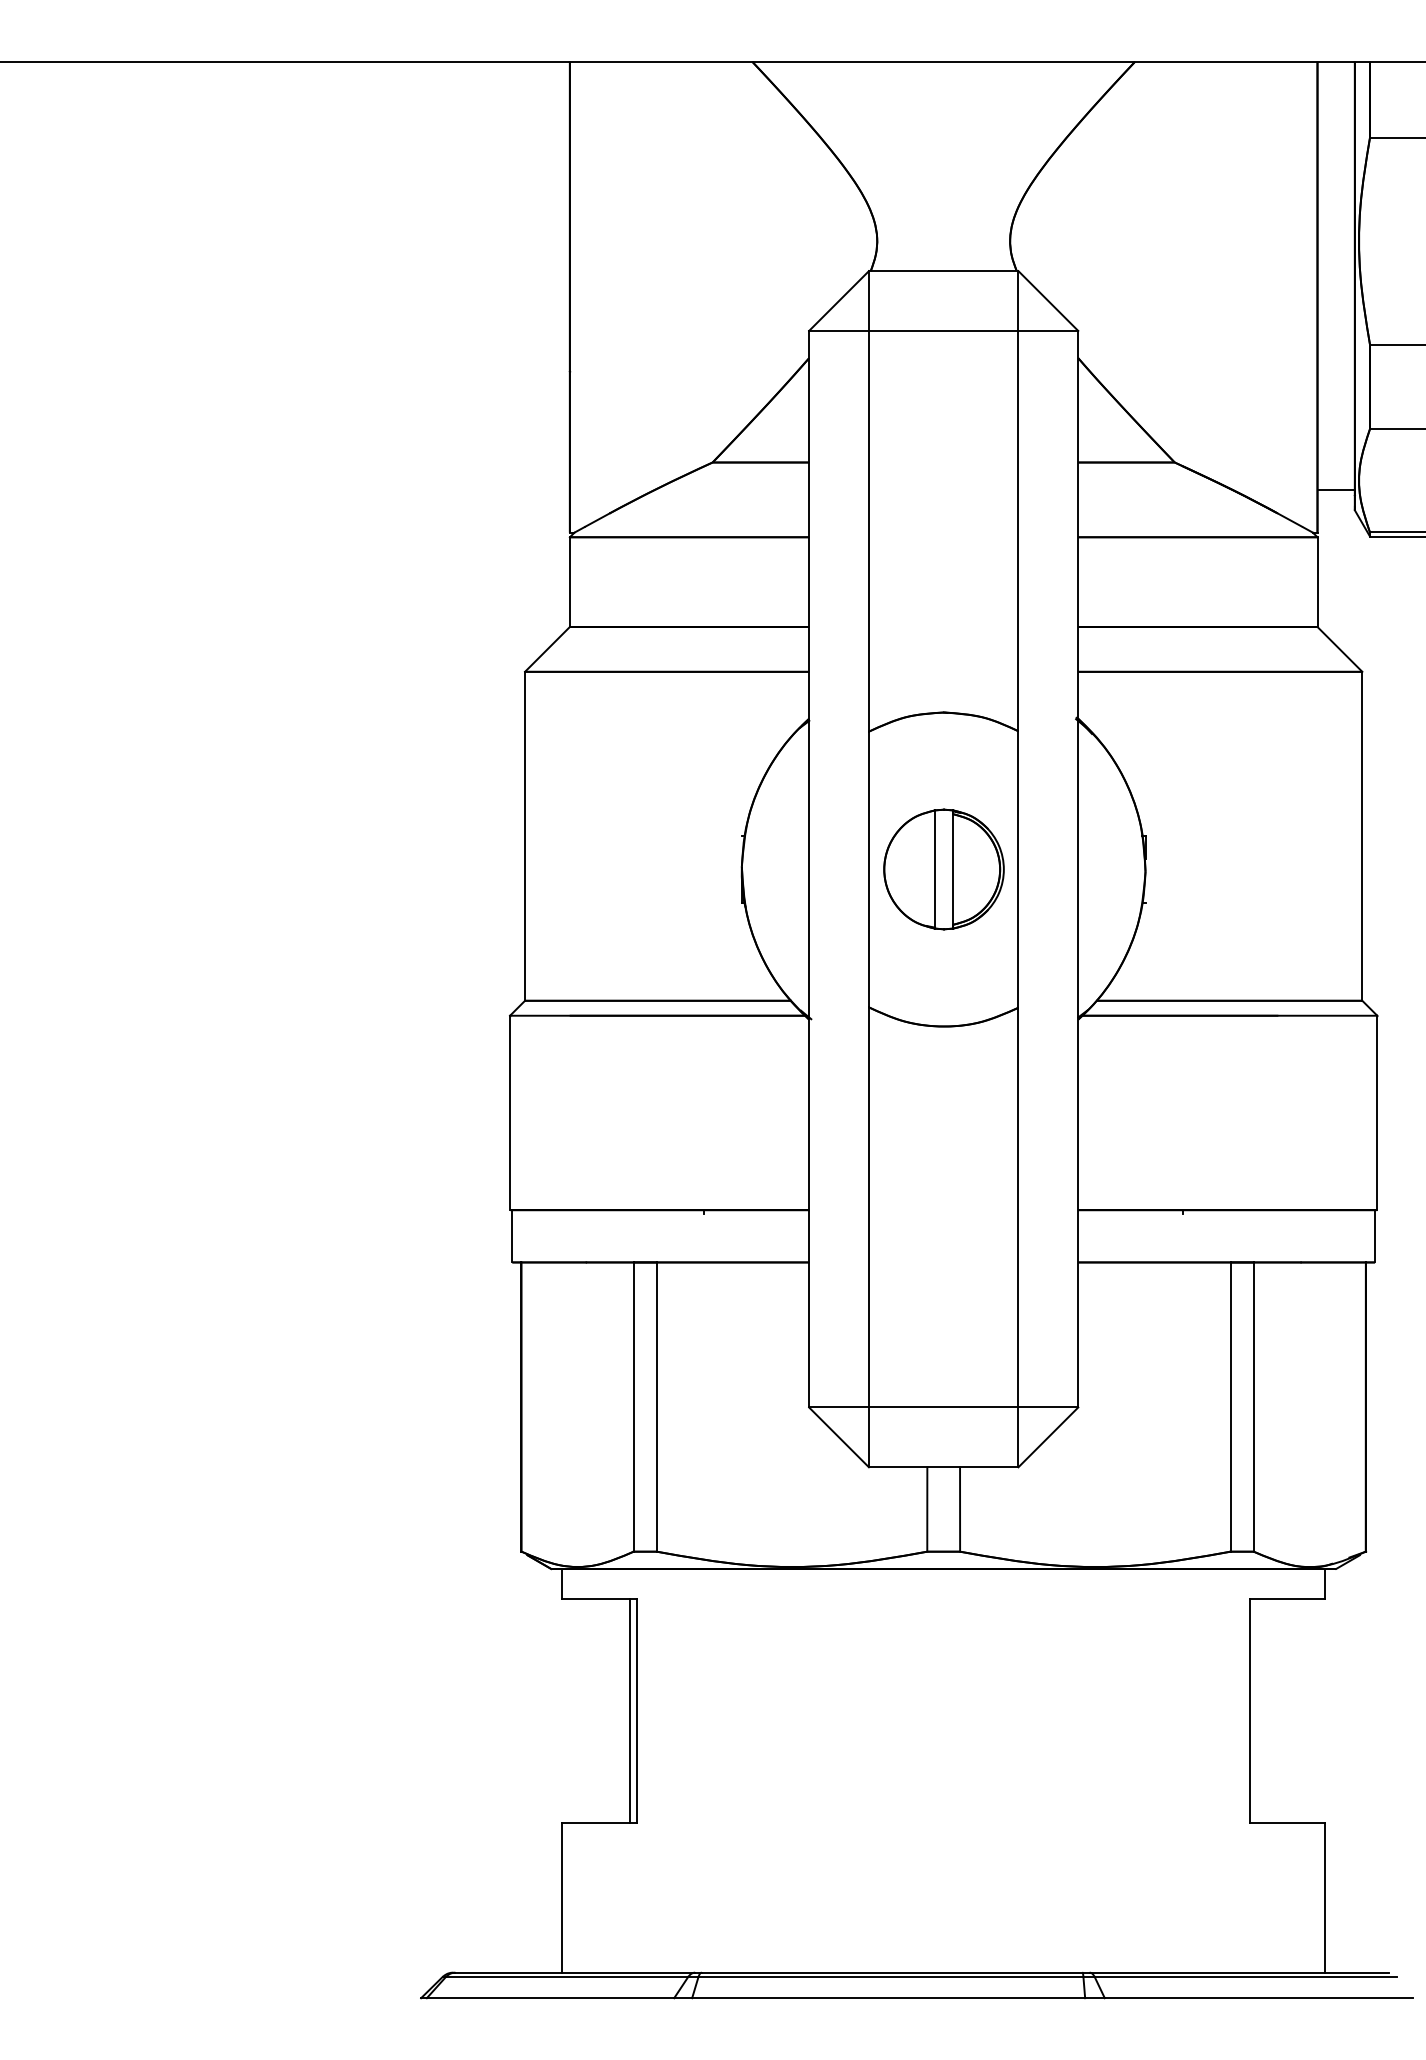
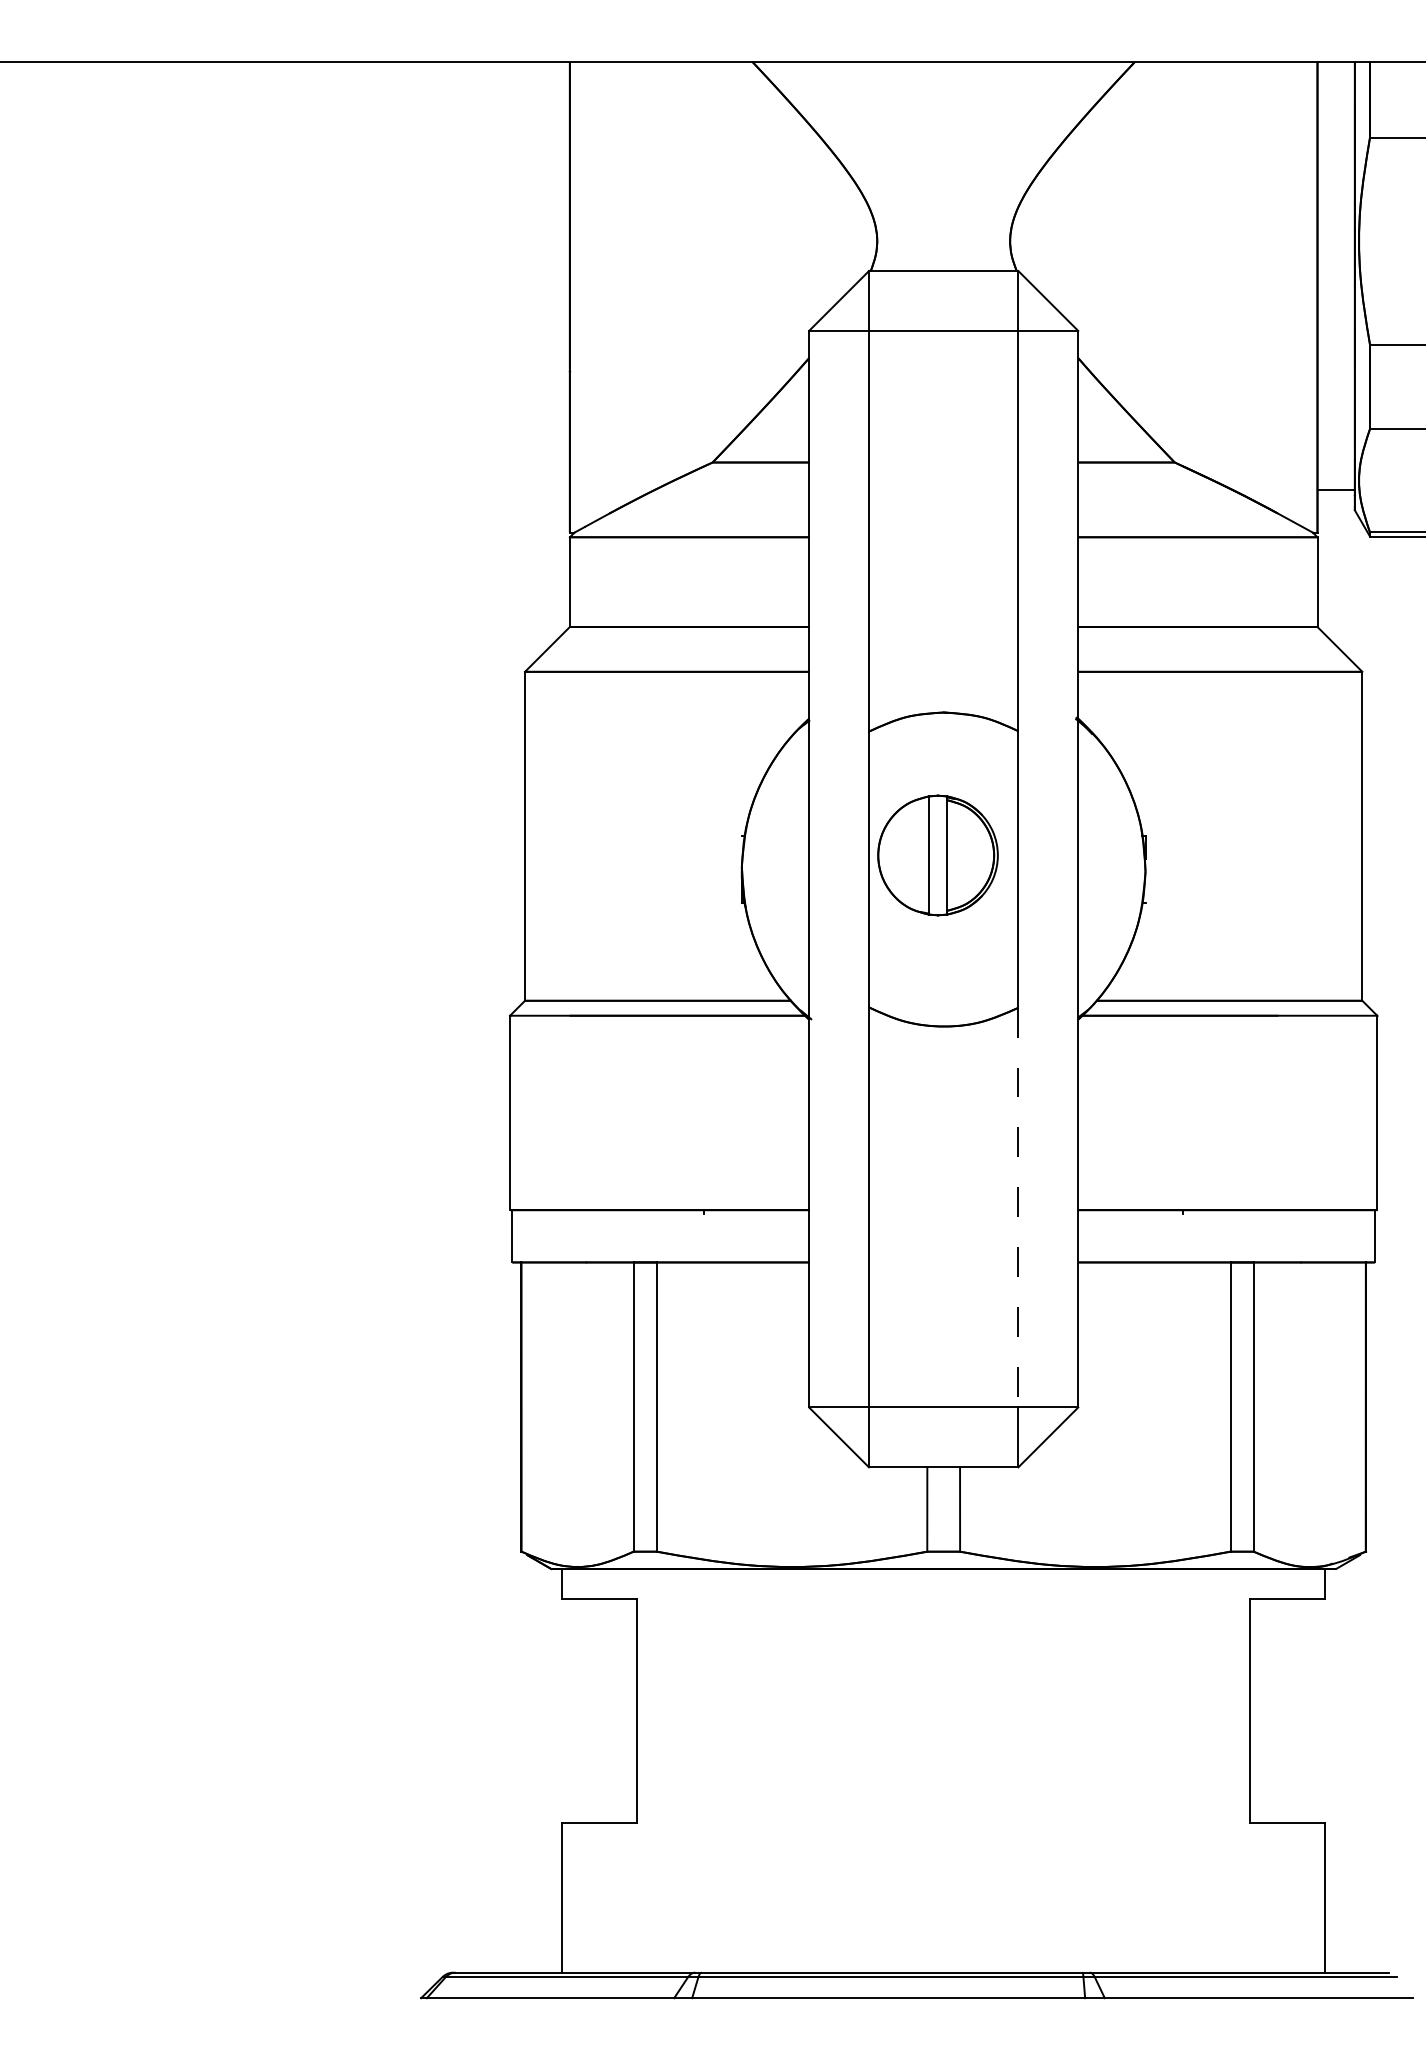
part position: (943, 869) -> (937, 855) (937, 855)
line: solid -> dashed (1018, 1207)
line: present -> none (629, 1710)
